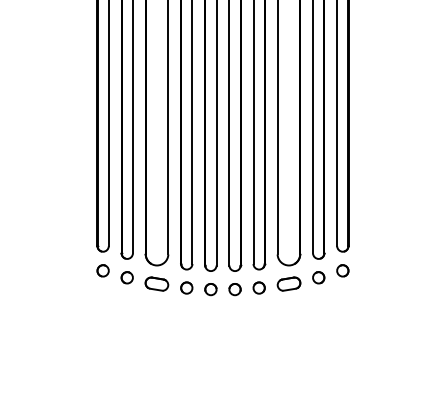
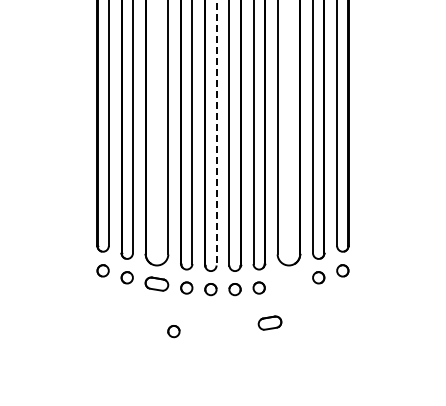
line: solid -> dashed (216, 133)
part position: (288, 283) -> (269, 322) (269, 322)
part: none -> present (173, 331)
